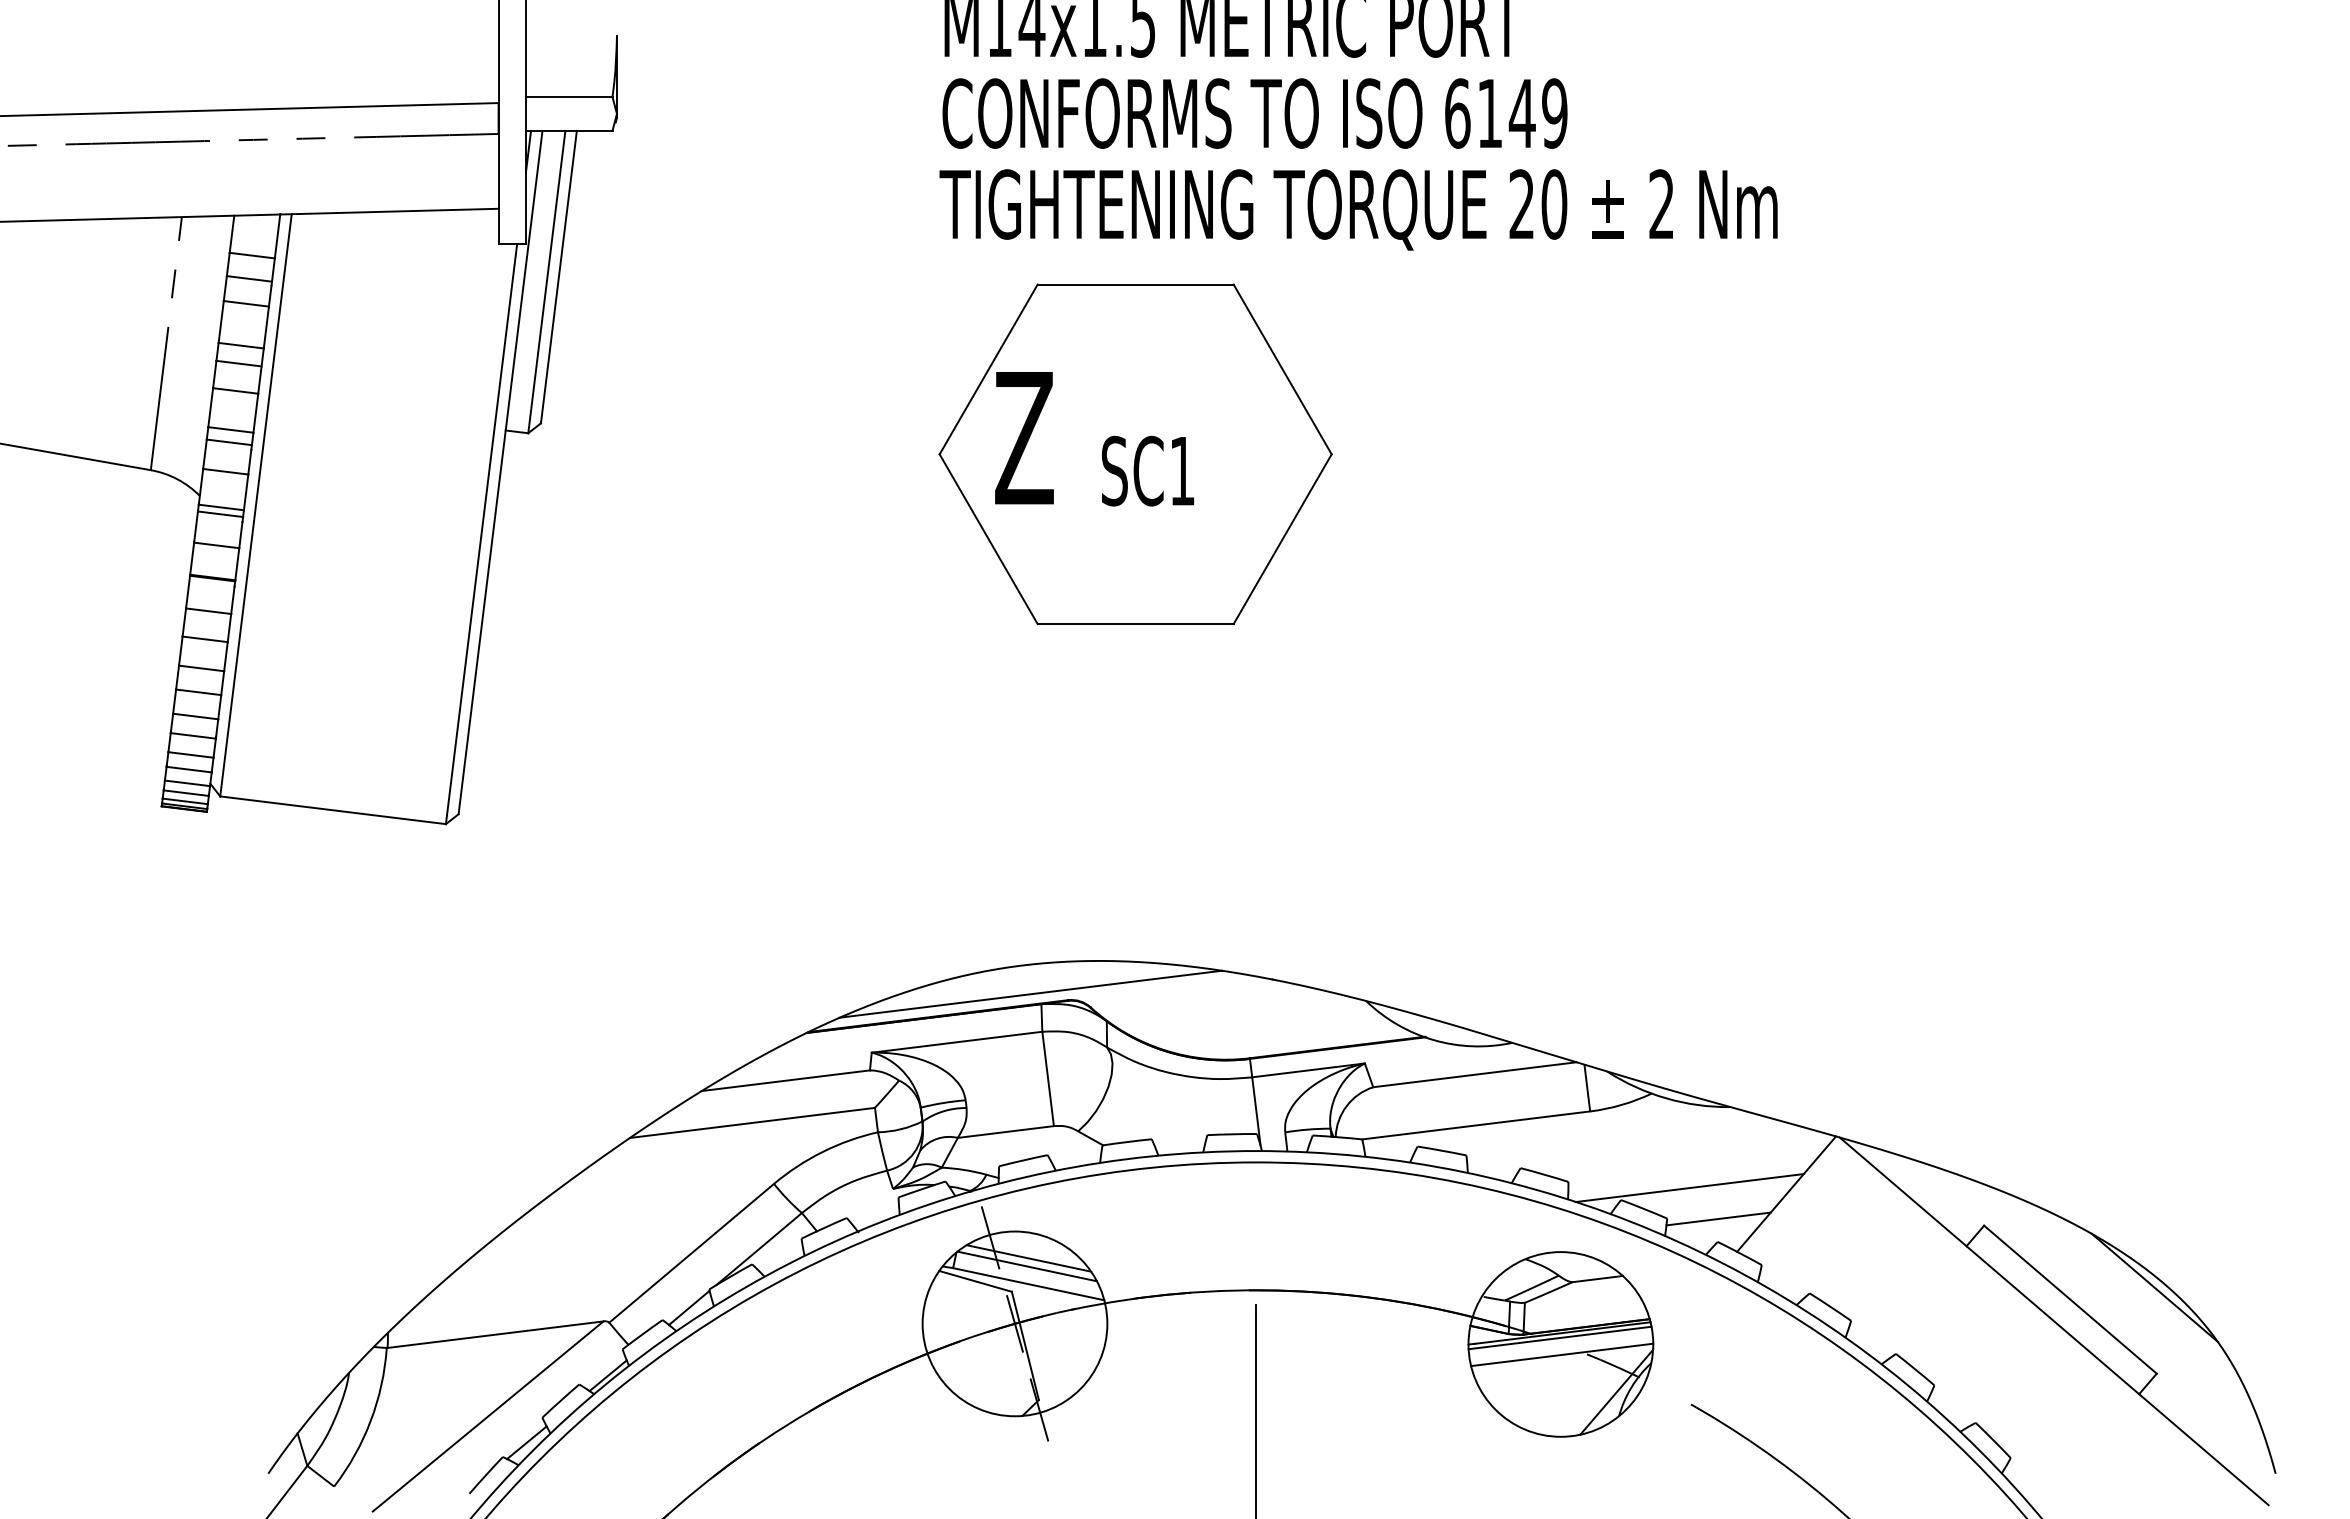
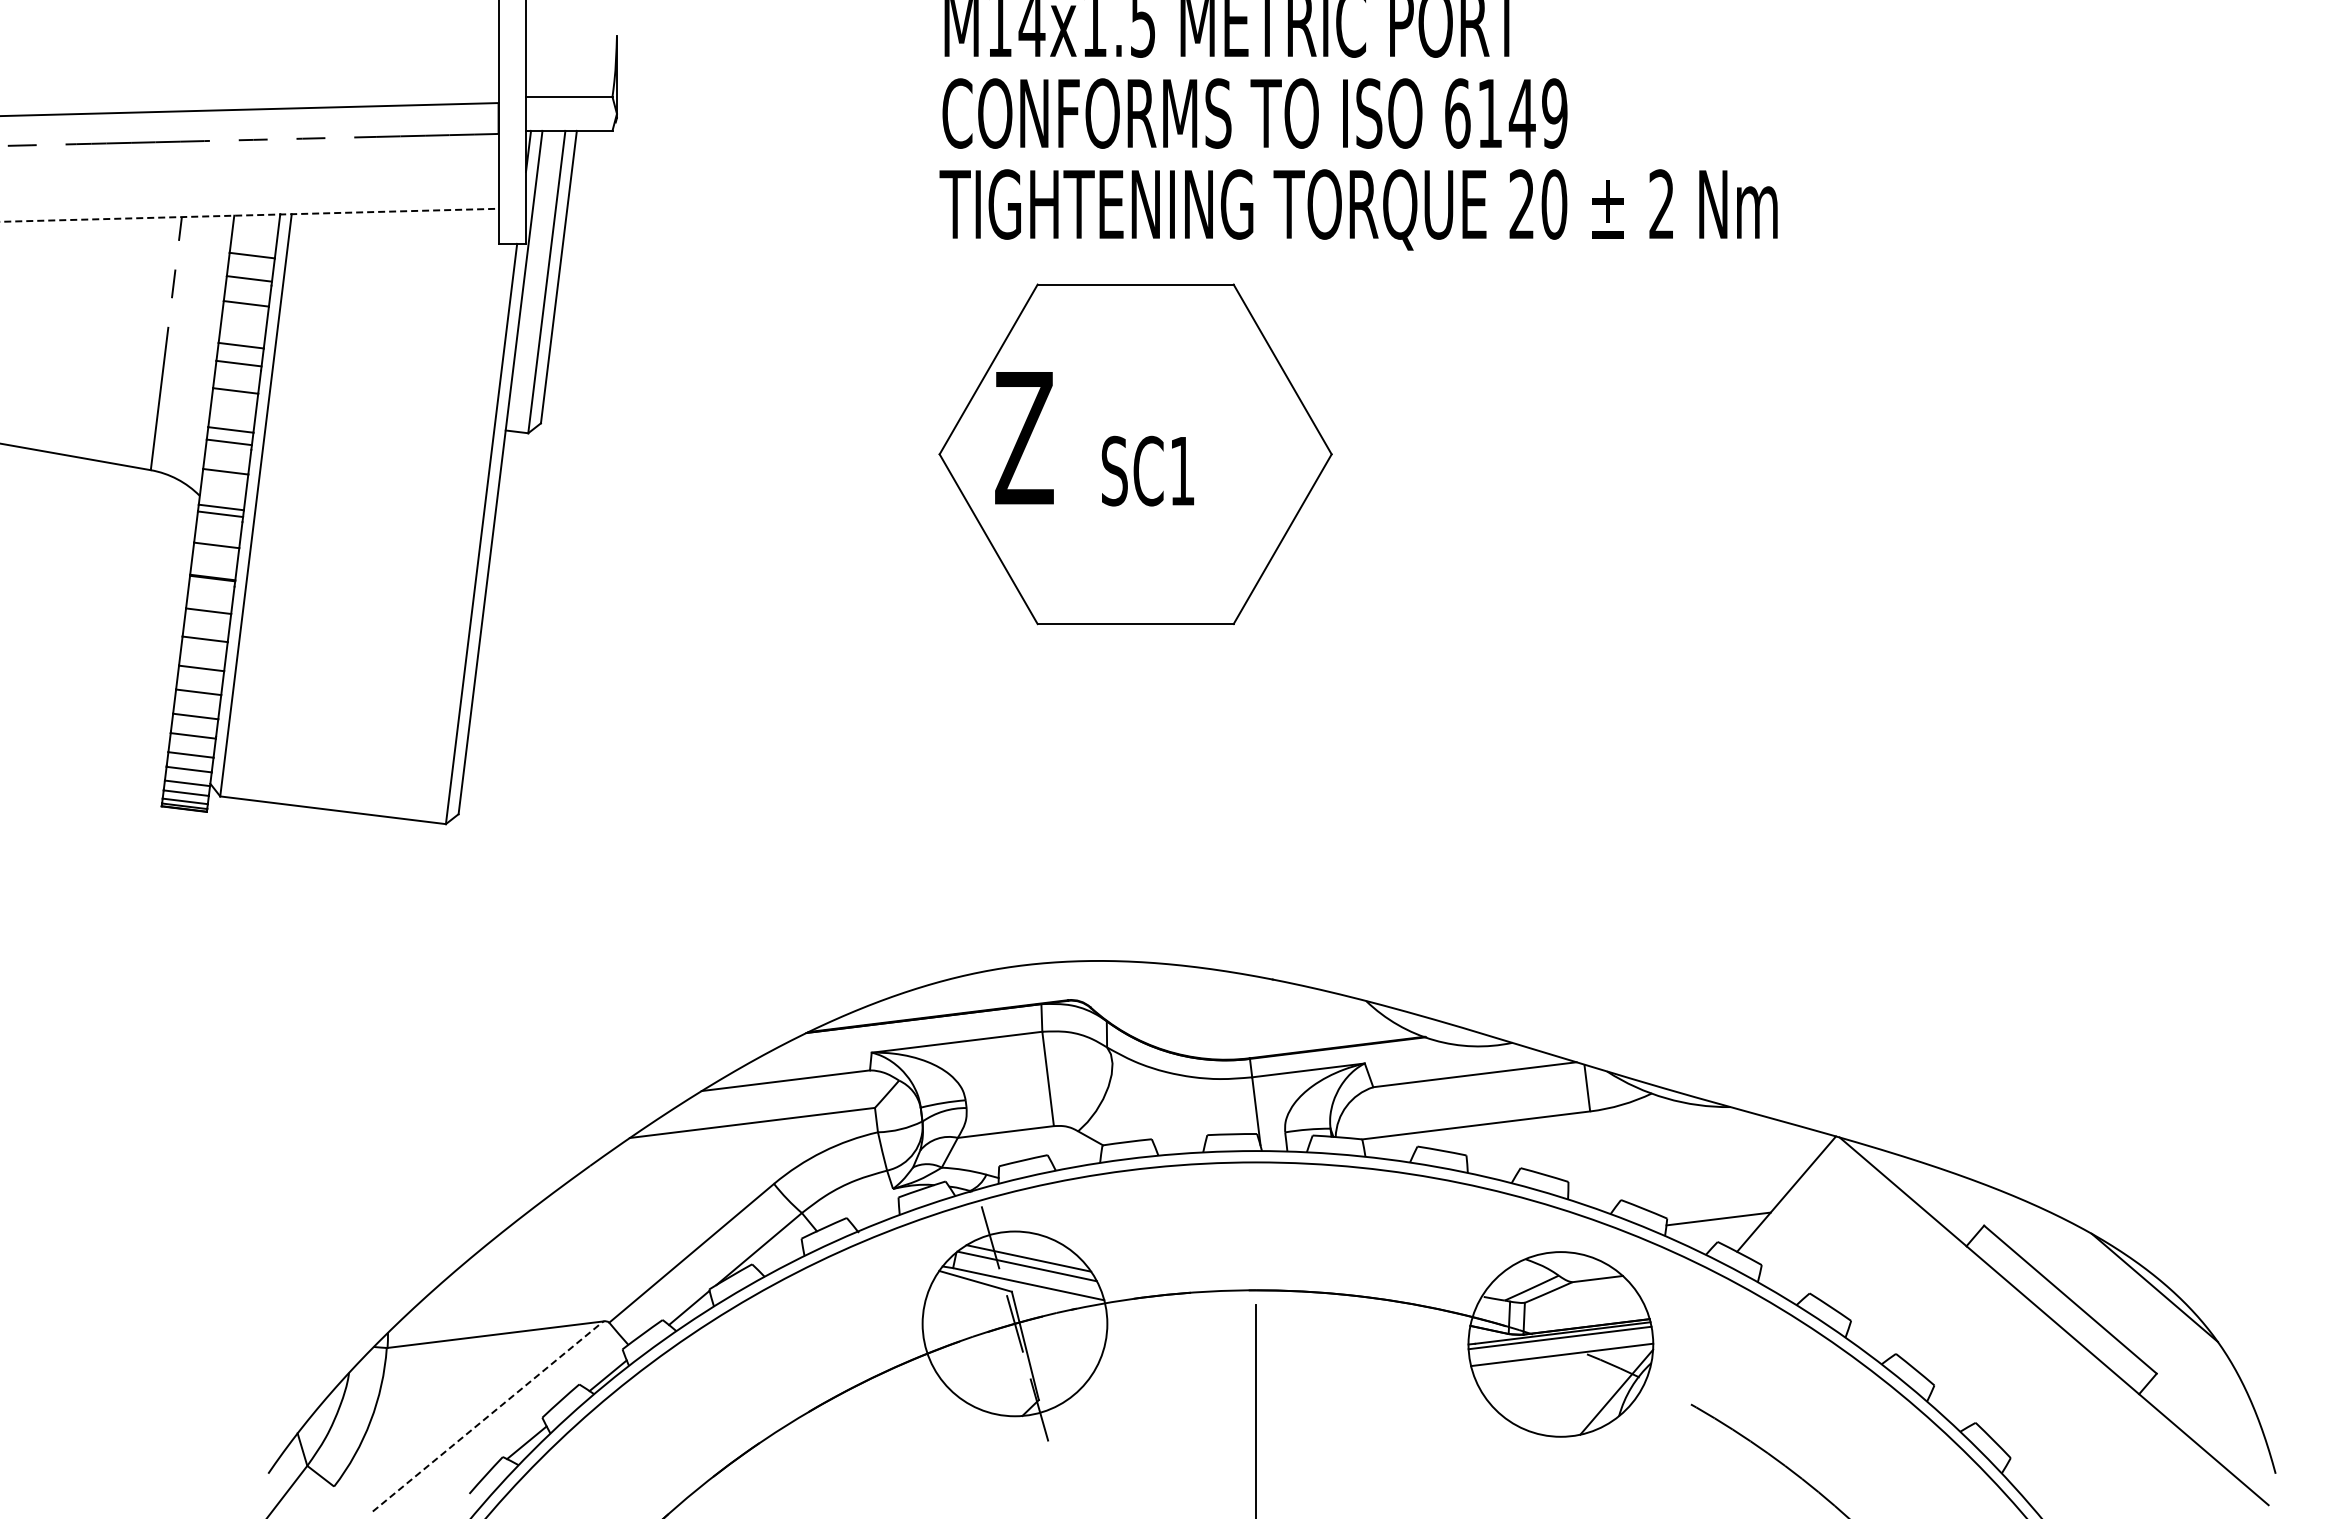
line: solid -> dashed (249, 215)
line: present -> none (1030, 993)
line: present -> none (1689, 1188)
line: solid -> dashed (488, 1416)
